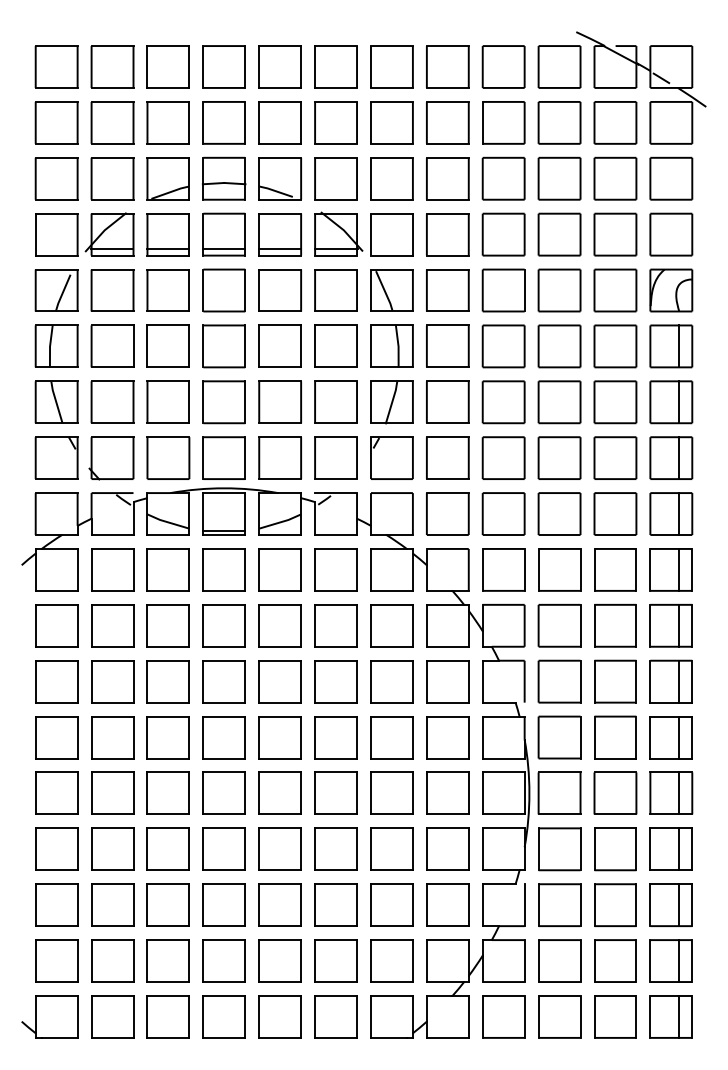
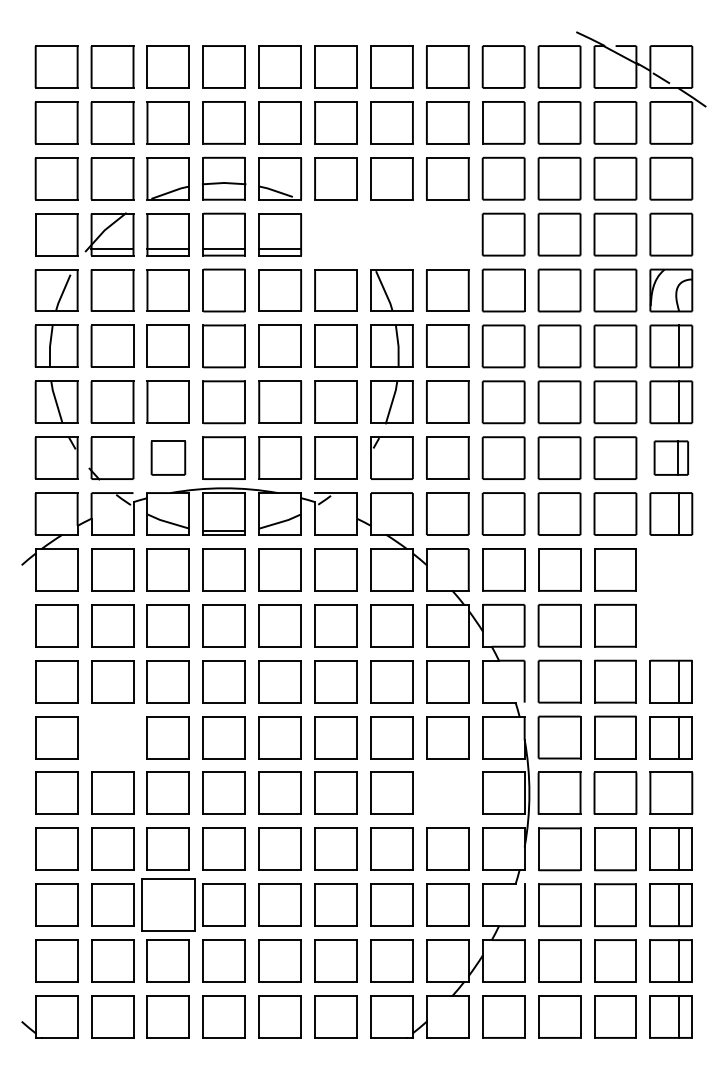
part: present -> none (363, 233)
part: present -> none (447, 234)
part size: 45x44 px -> 37x36 px (168, 457)
part size: 45x44 px -> 36x36 px (670, 457)
part: present -> none (670, 569)
part: present -> none (670, 625)
part: present -> none (112, 737)
part: present -> none (447, 792)
line: present -> none (679, 793)
part size: 44x44 px -> 55x54 px (168, 904)
